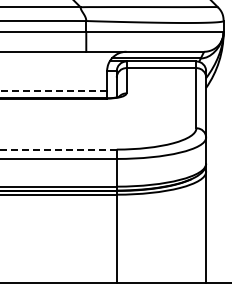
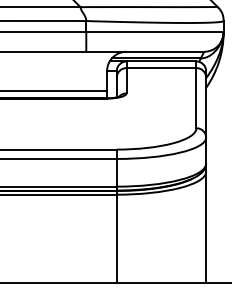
line: dashed -> solid (53, 90)
line: dashed -> solid (57, 149)
